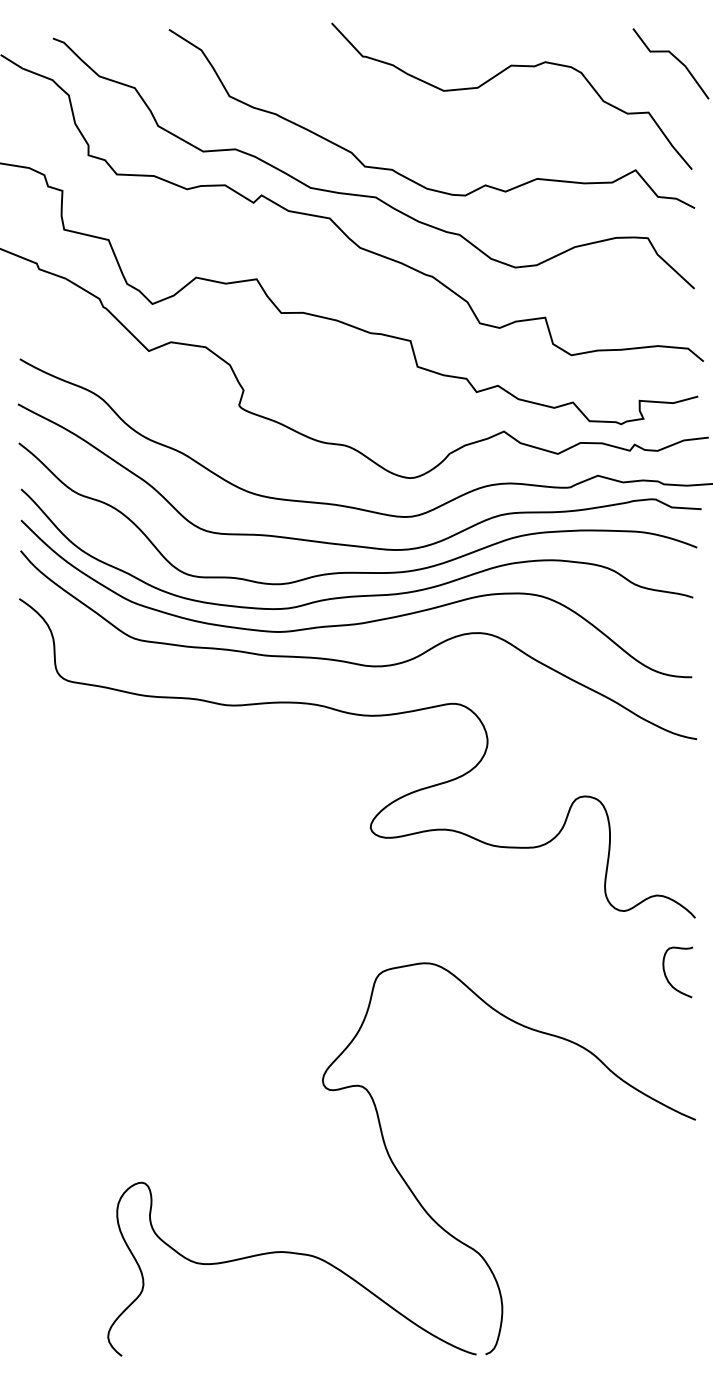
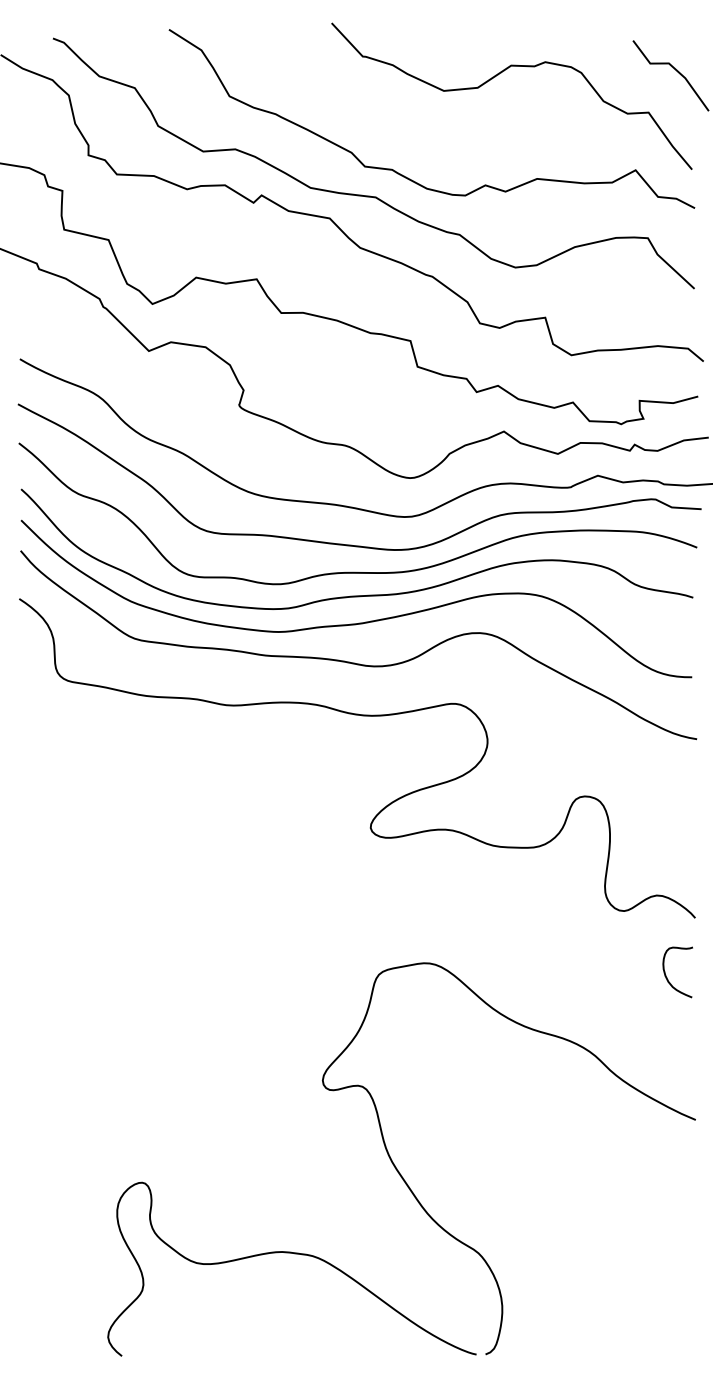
line position: (675, 58) -> (675, 70) (675, 70)
